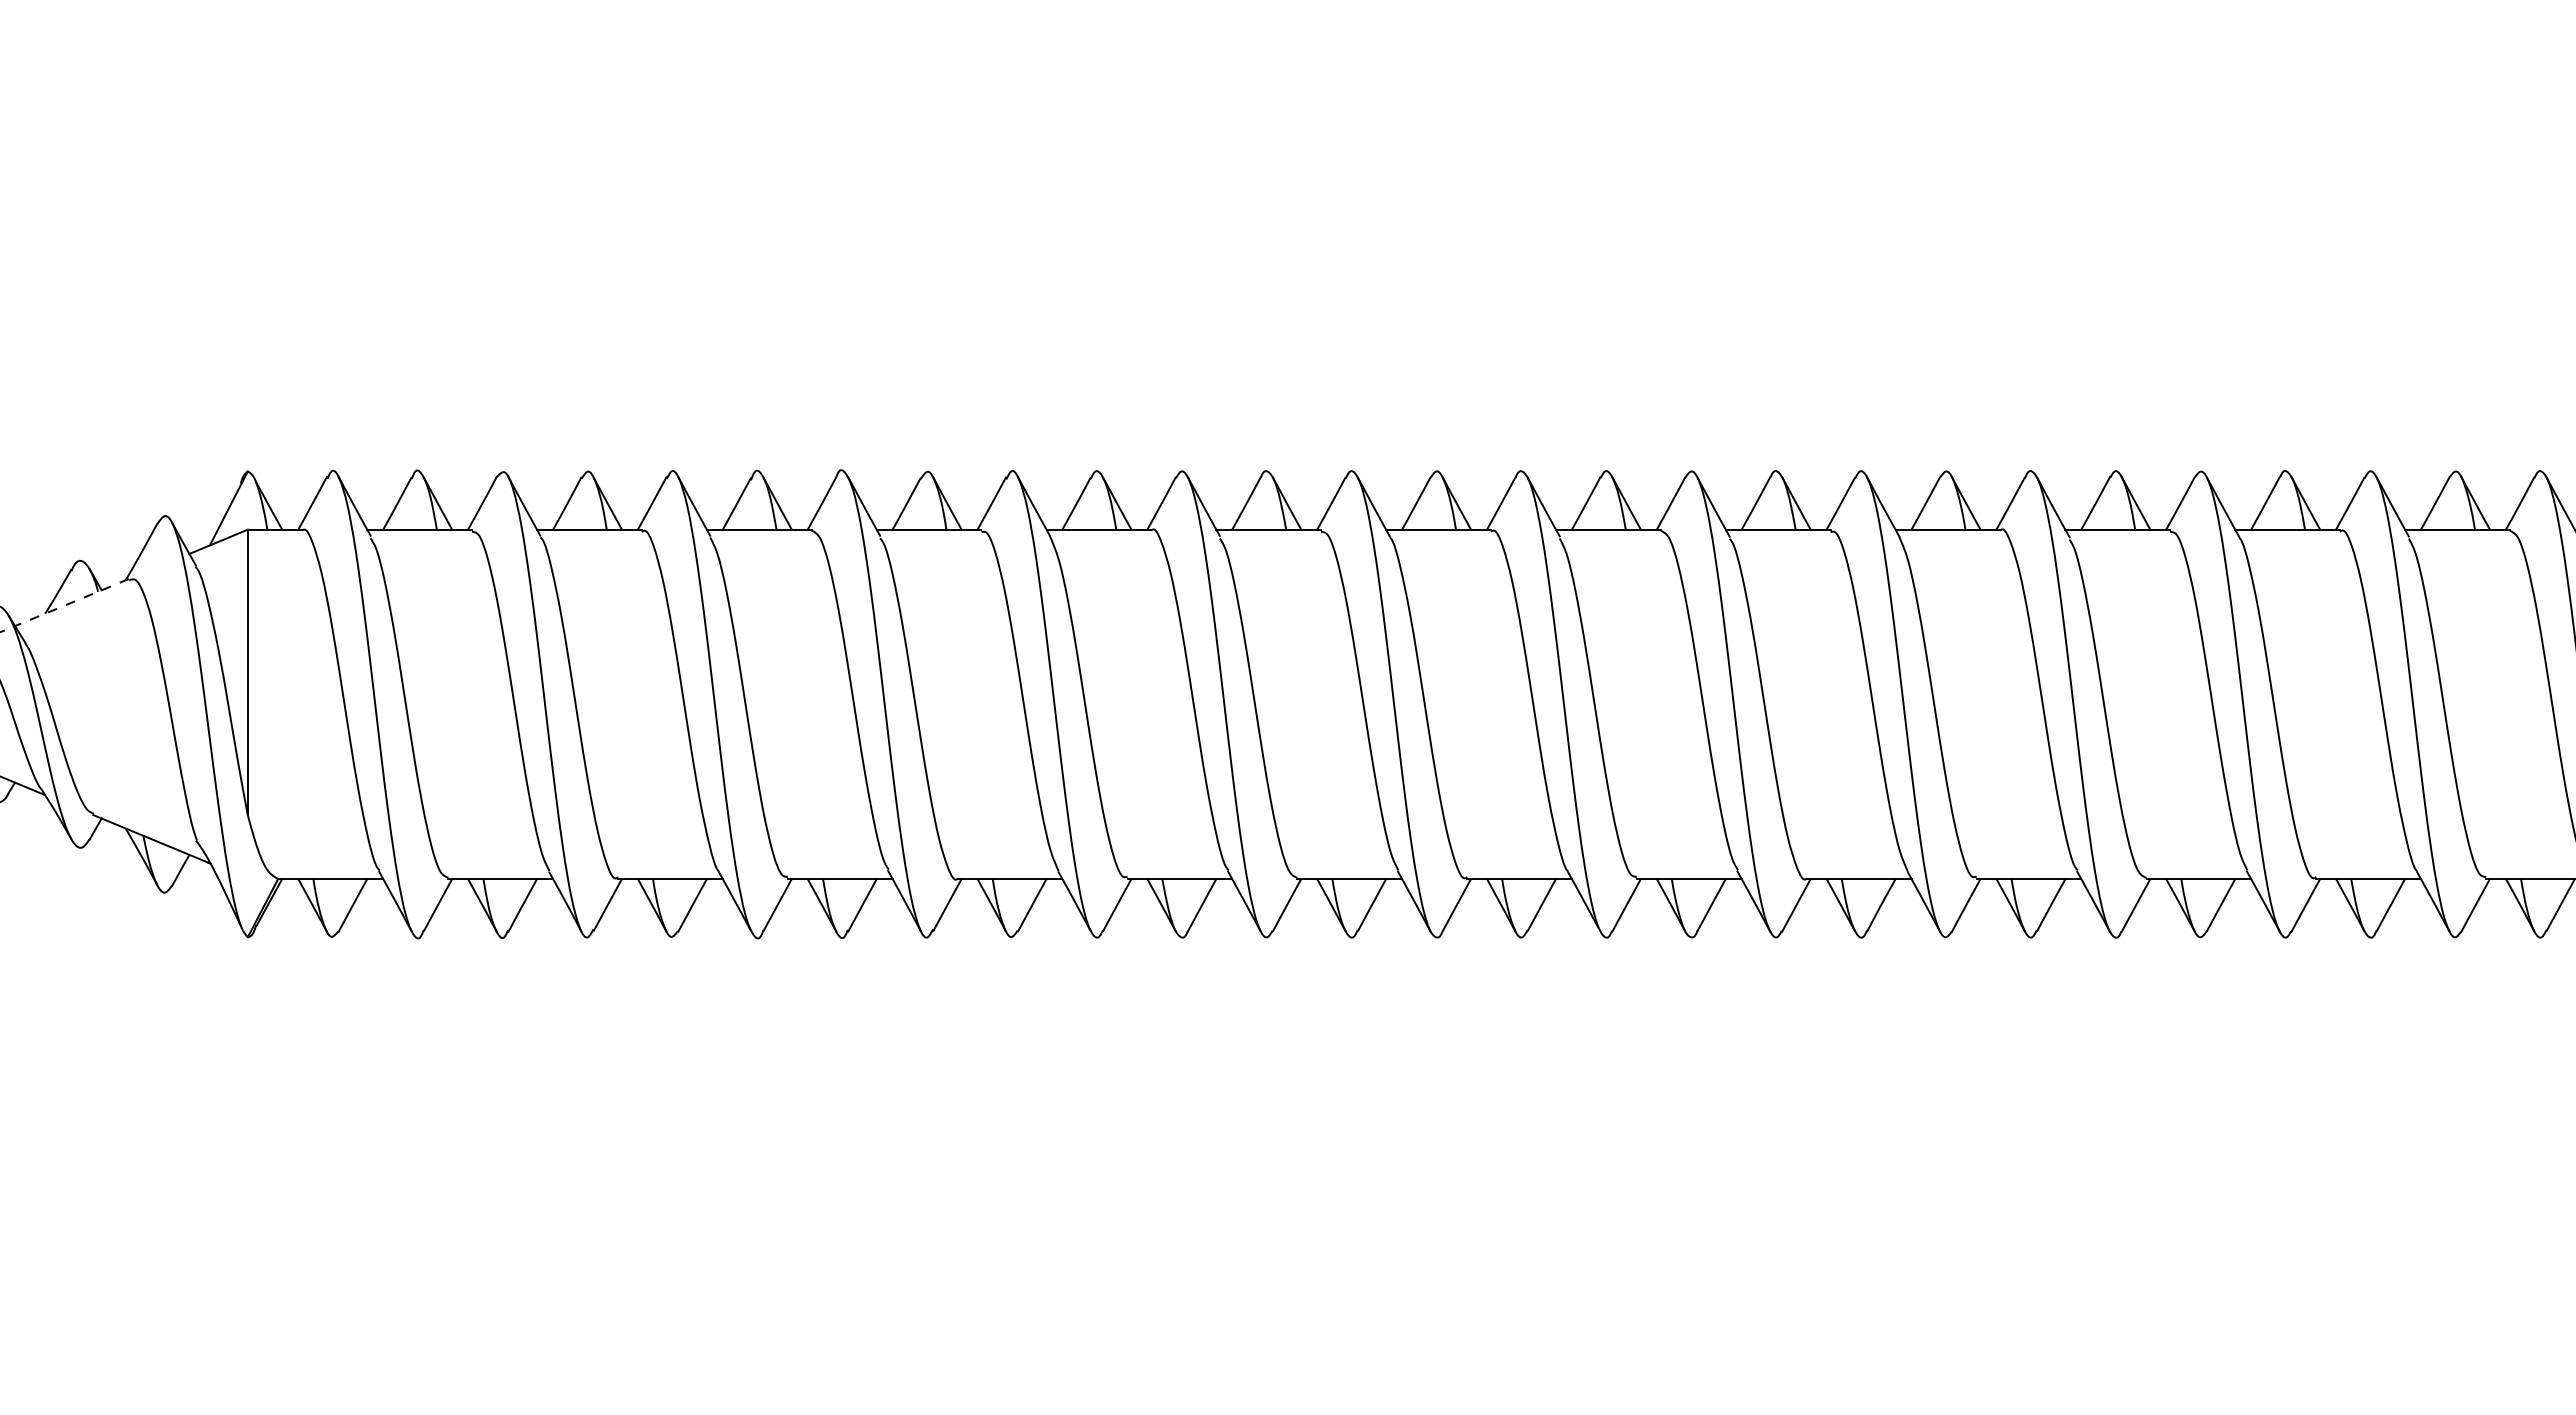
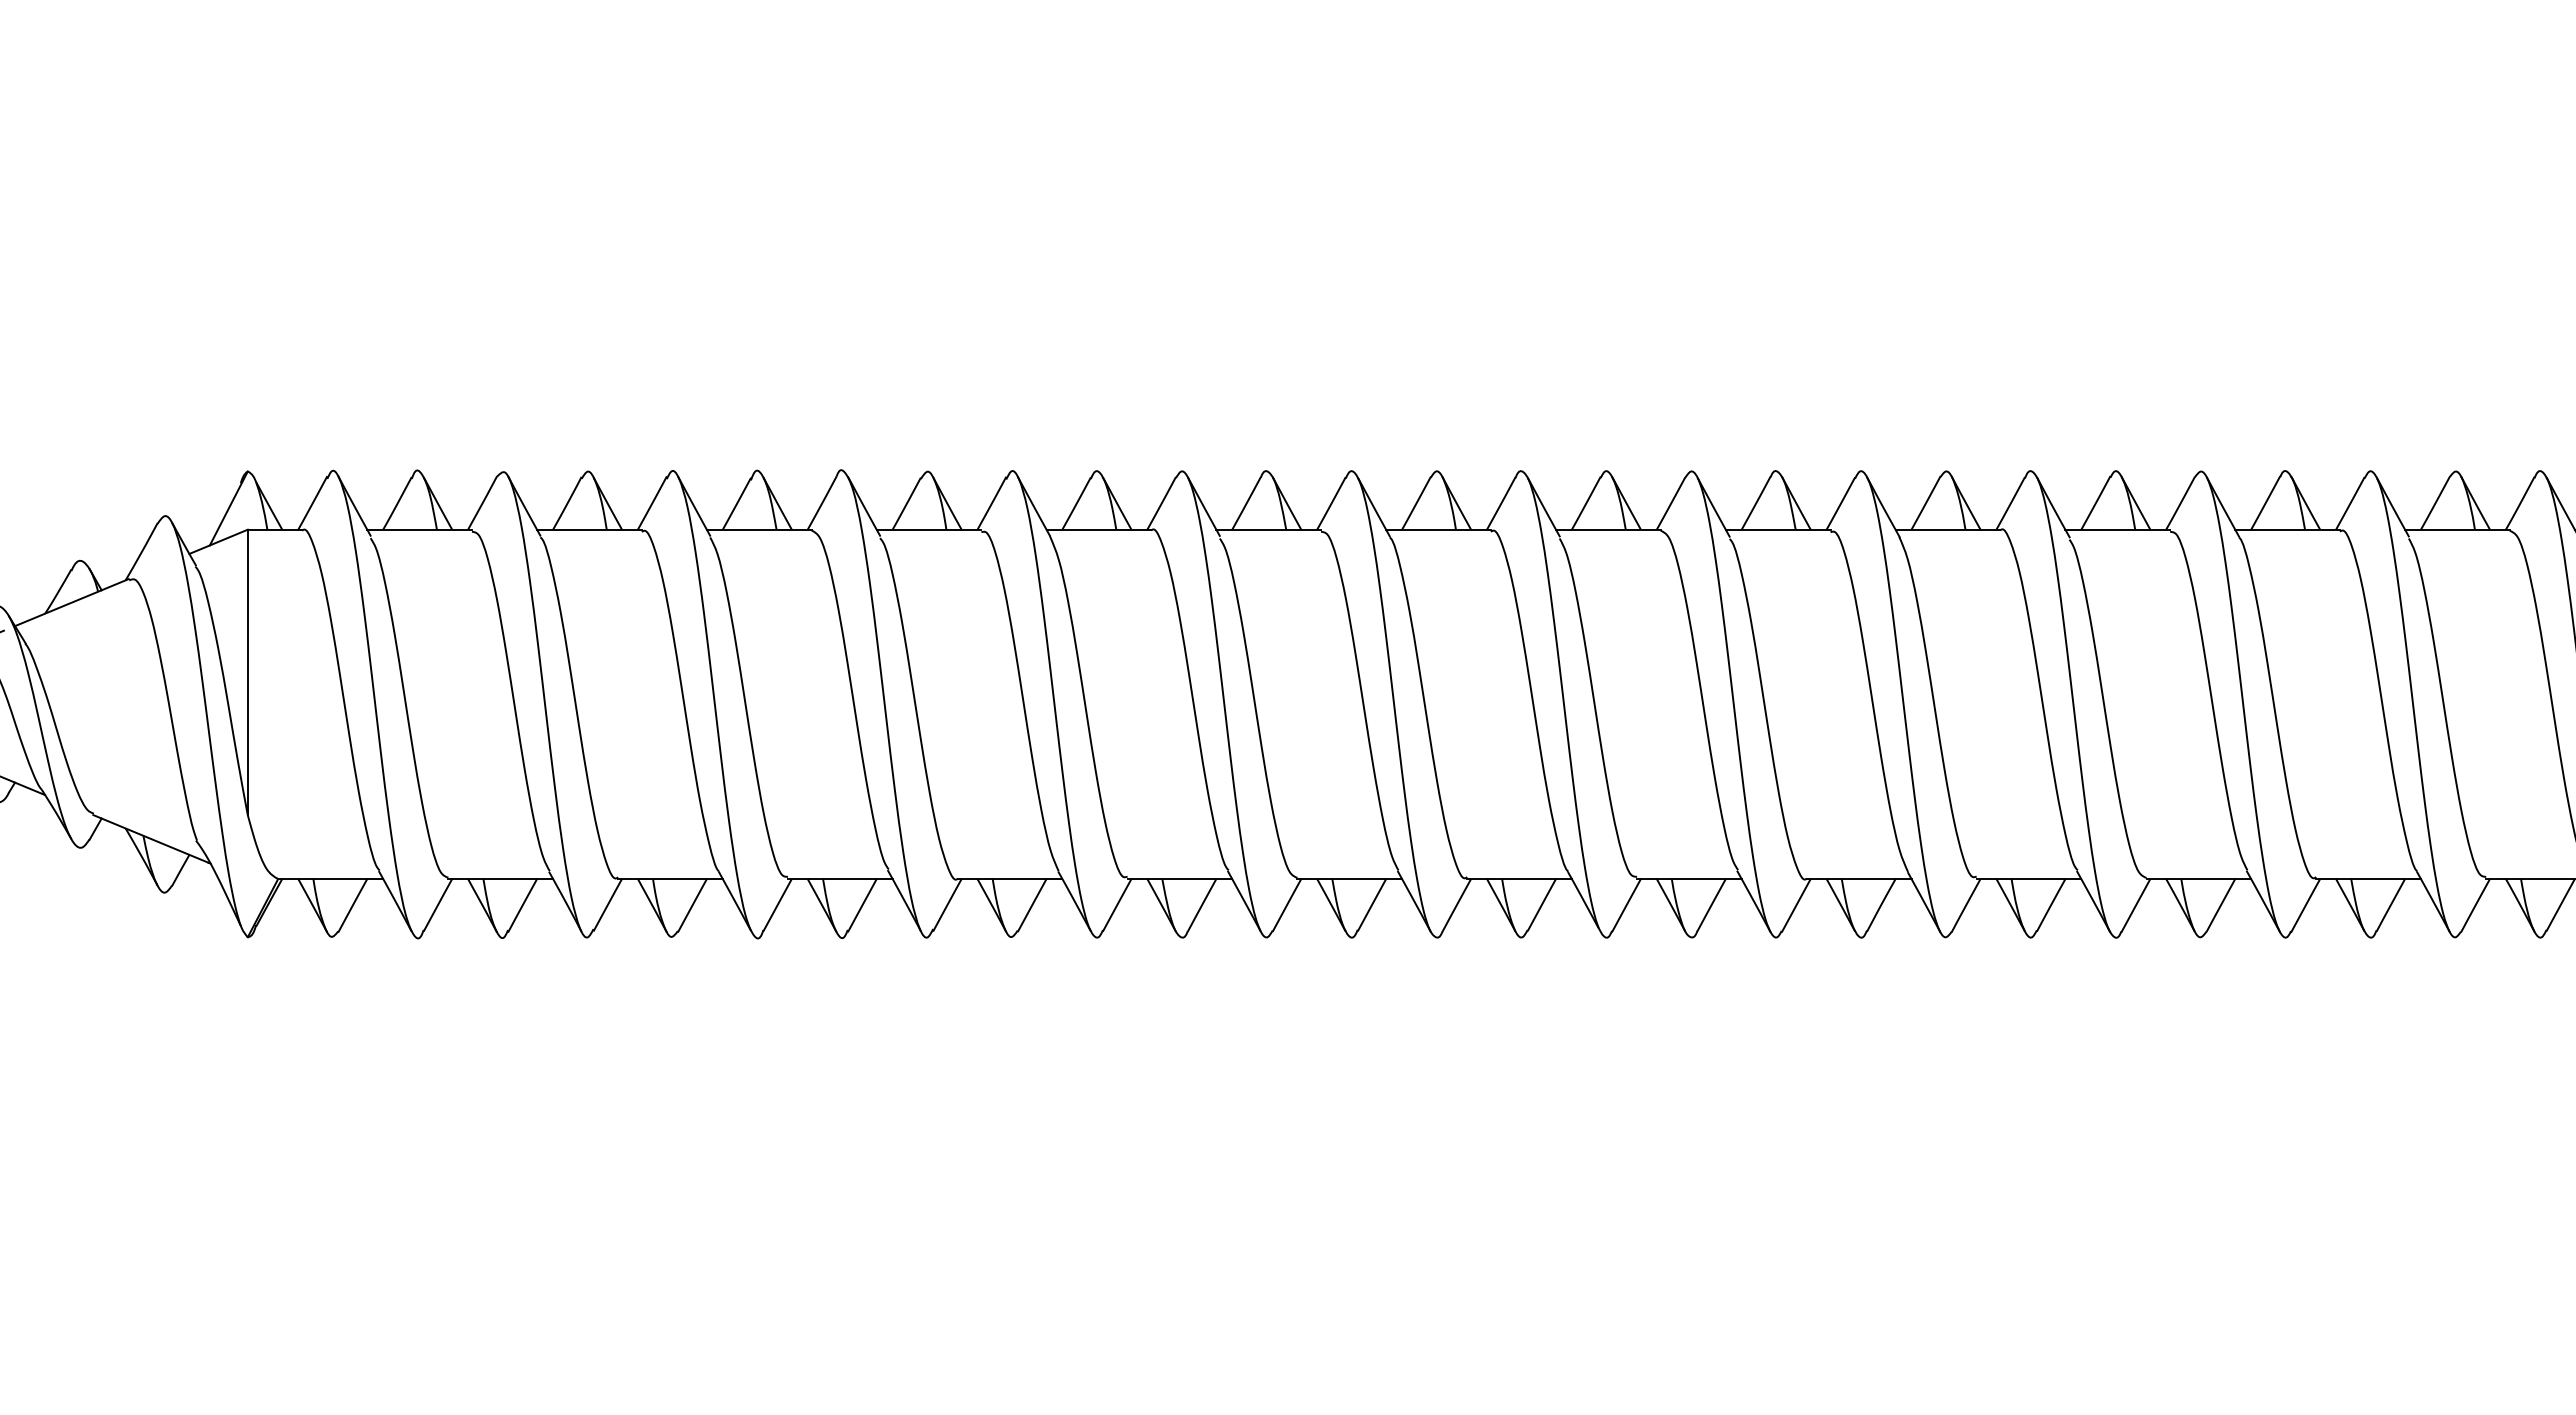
line: dashed -> solid (71, 602)
